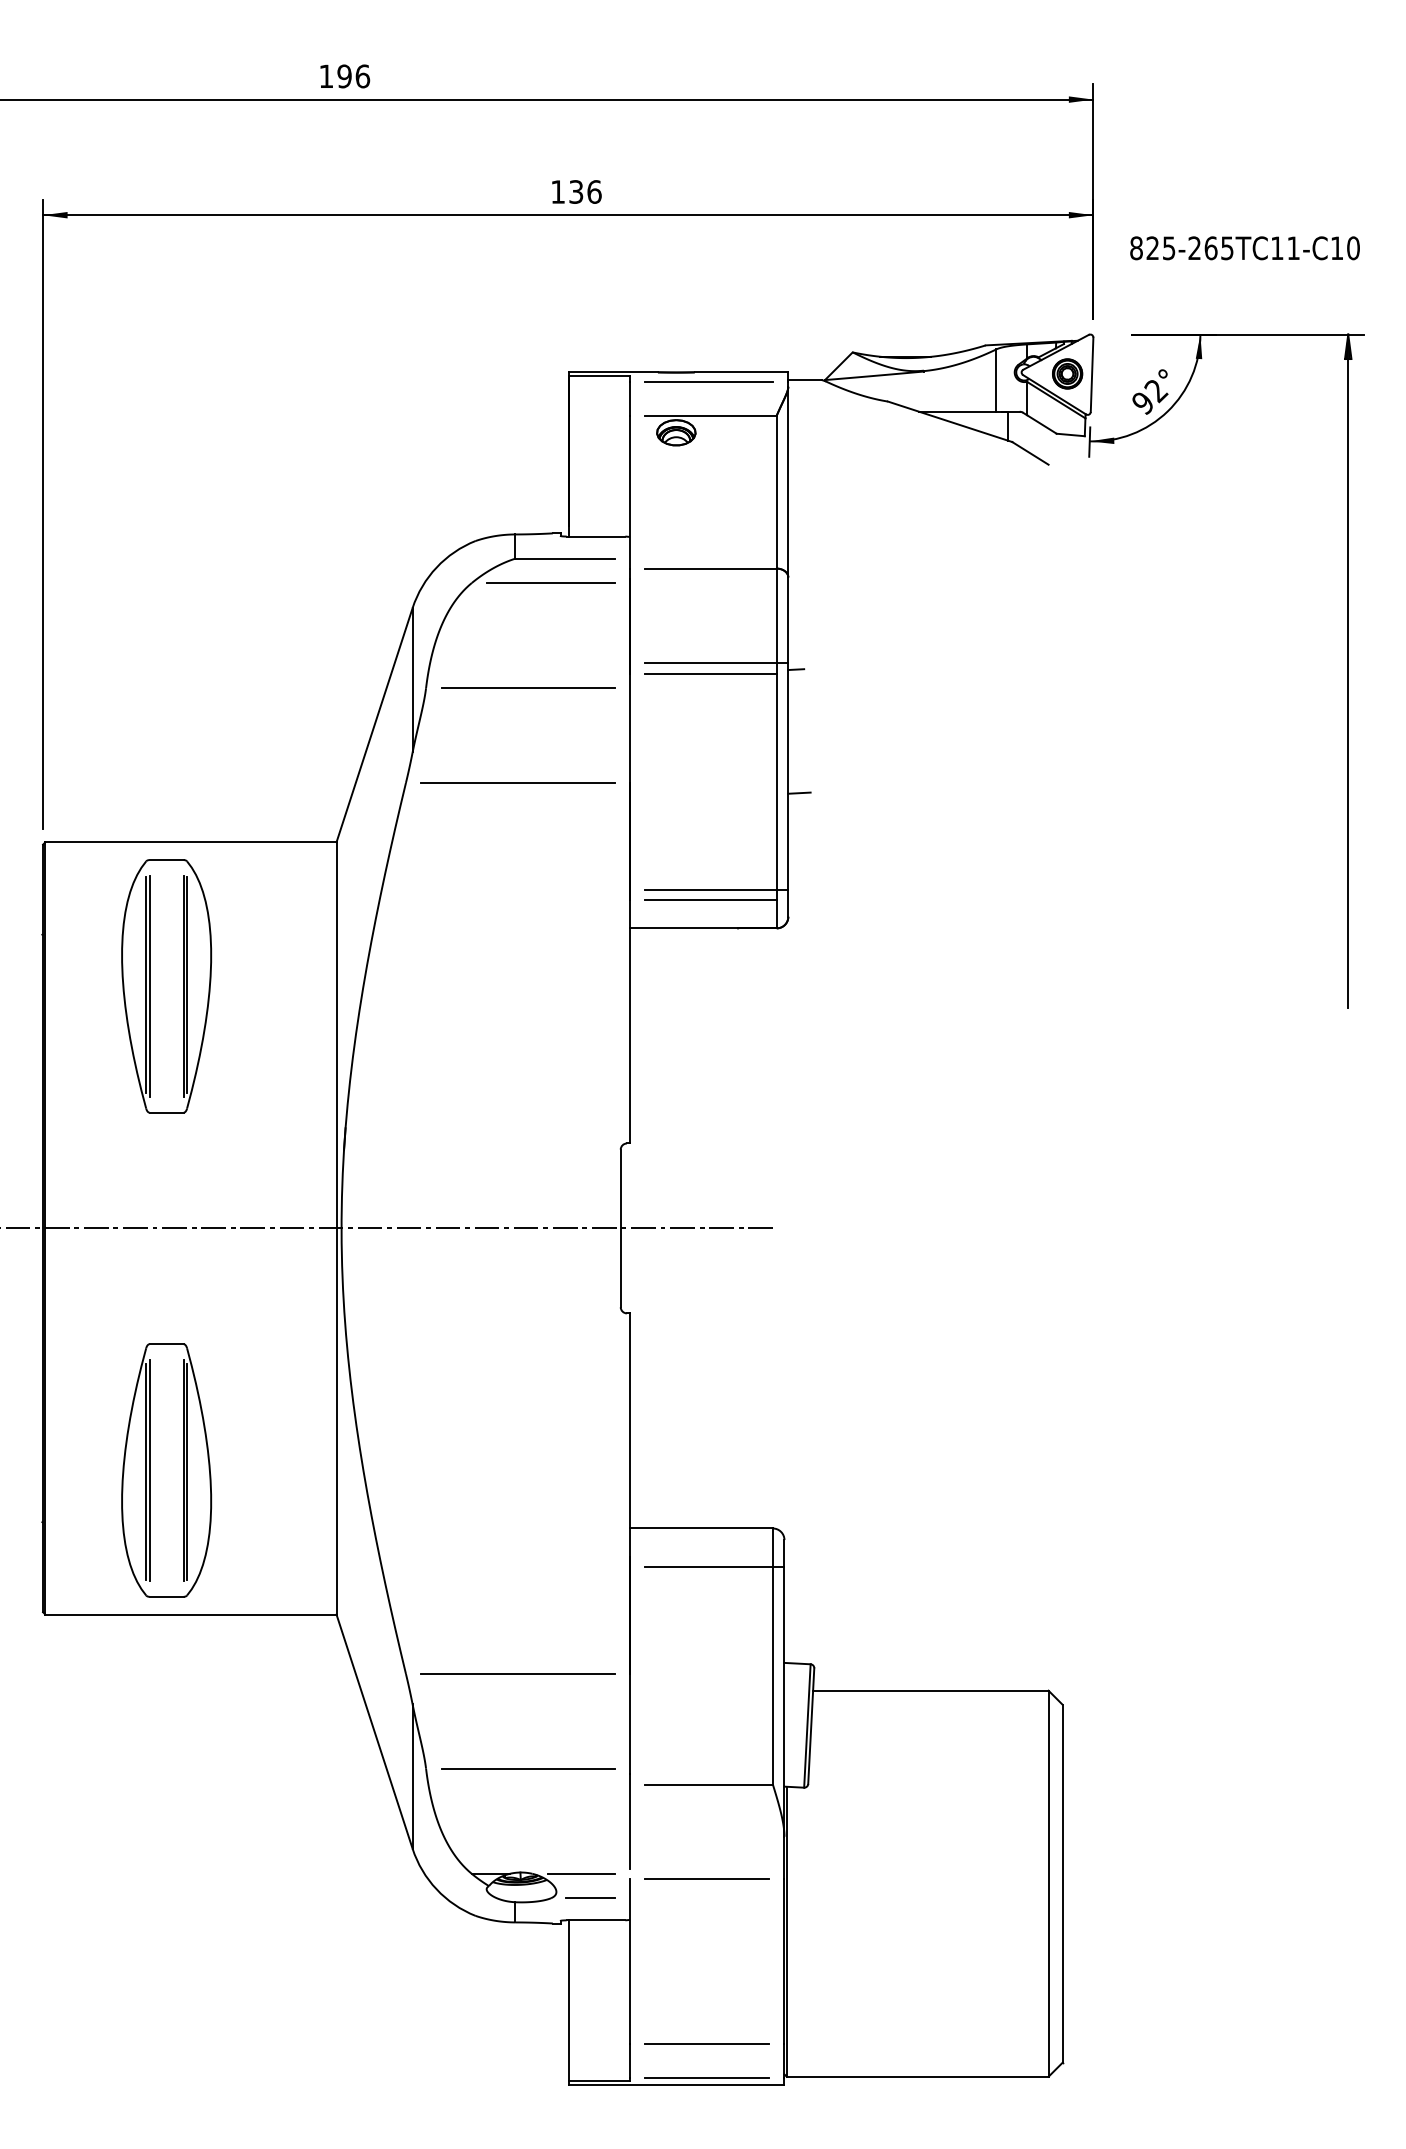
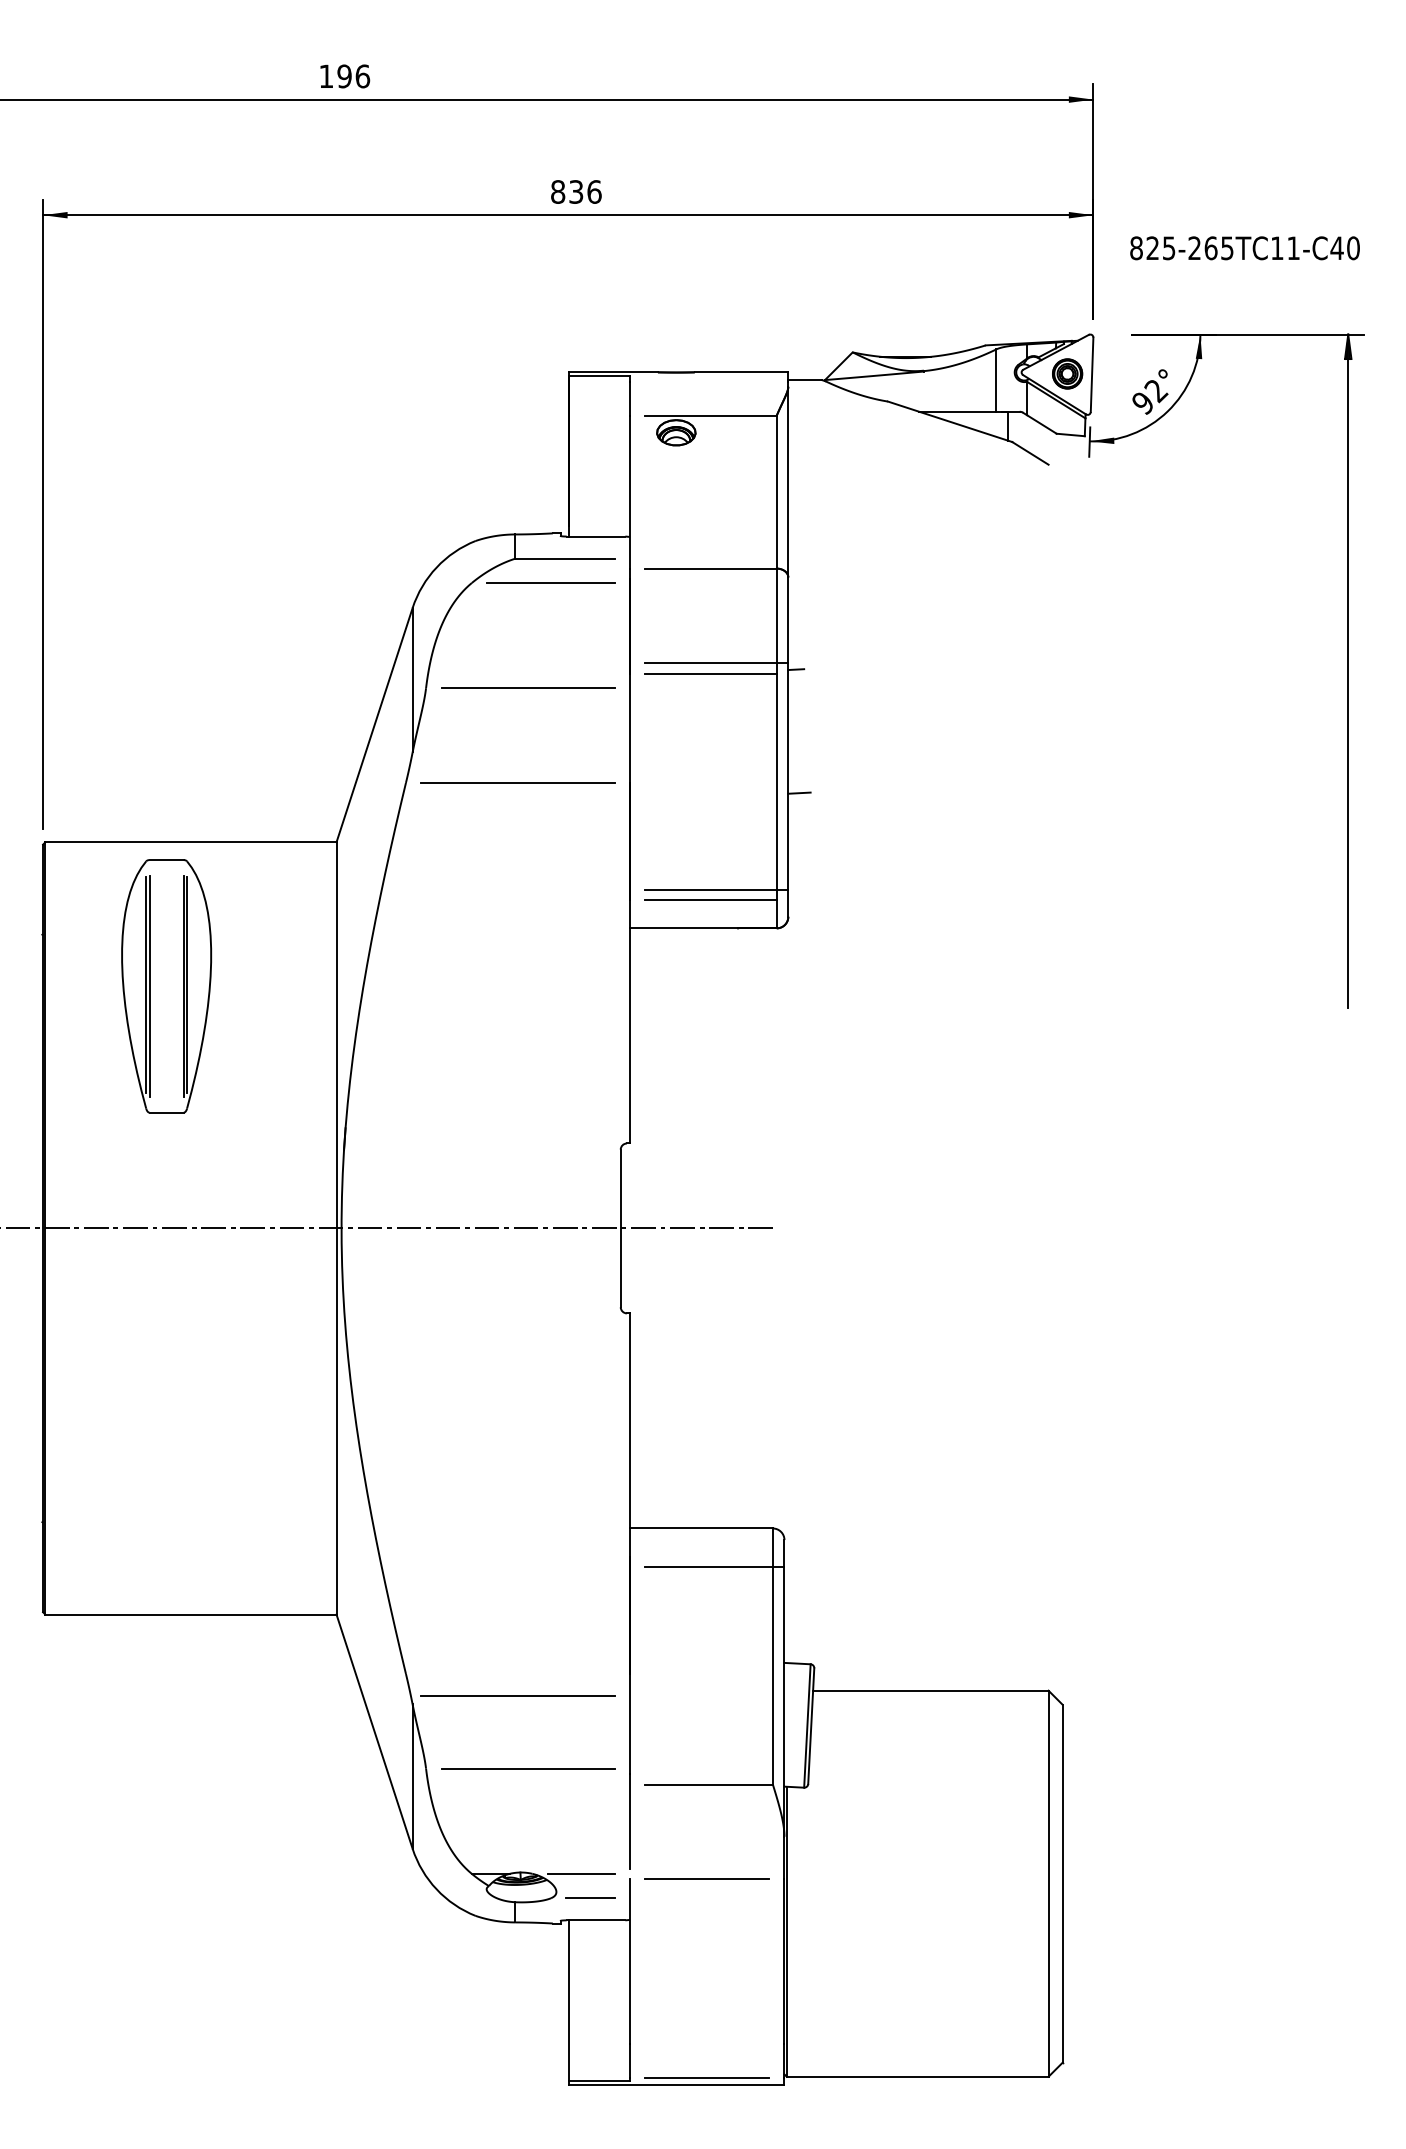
text: 136 -> 836 (558, 191)
text: 825-265TC11-C10 -> 825-265TC11-C40 (1336, 247)
line: present -> none (708, 382)
part: present -> none (166, 1470)
line position: (517, 1673) -> (517, 1695) (517, 1695)
line: present -> none (707, 2043)
